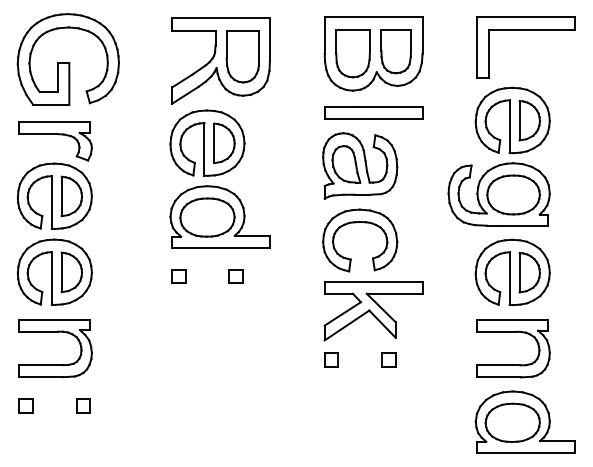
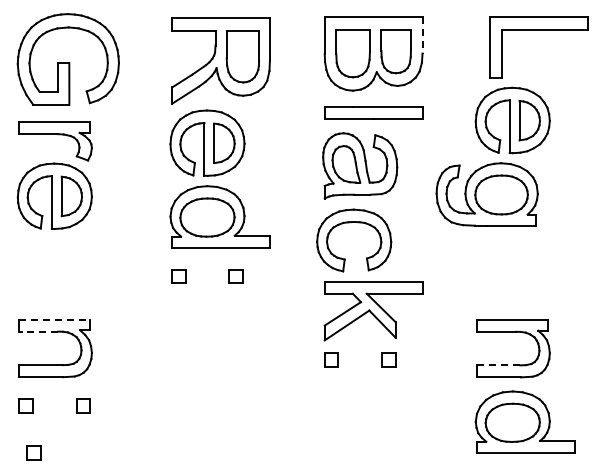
part position: (525, 30) -> (538, 30) (538, 30)
line: solid -> dashed (422, 35)
part position: (498, 194) -> (486, 194) (486, 194)
part position: (364, 223) -> (358, 223) (358, 223)
part: present -> none (54, 271)
part: present -> none (512, 272)
line: solid -> dashed (55, 319)
line: solid -> dashed (38, 331)
line: solid -> dashed (498, 365)
part: none -> present (33, 452)
